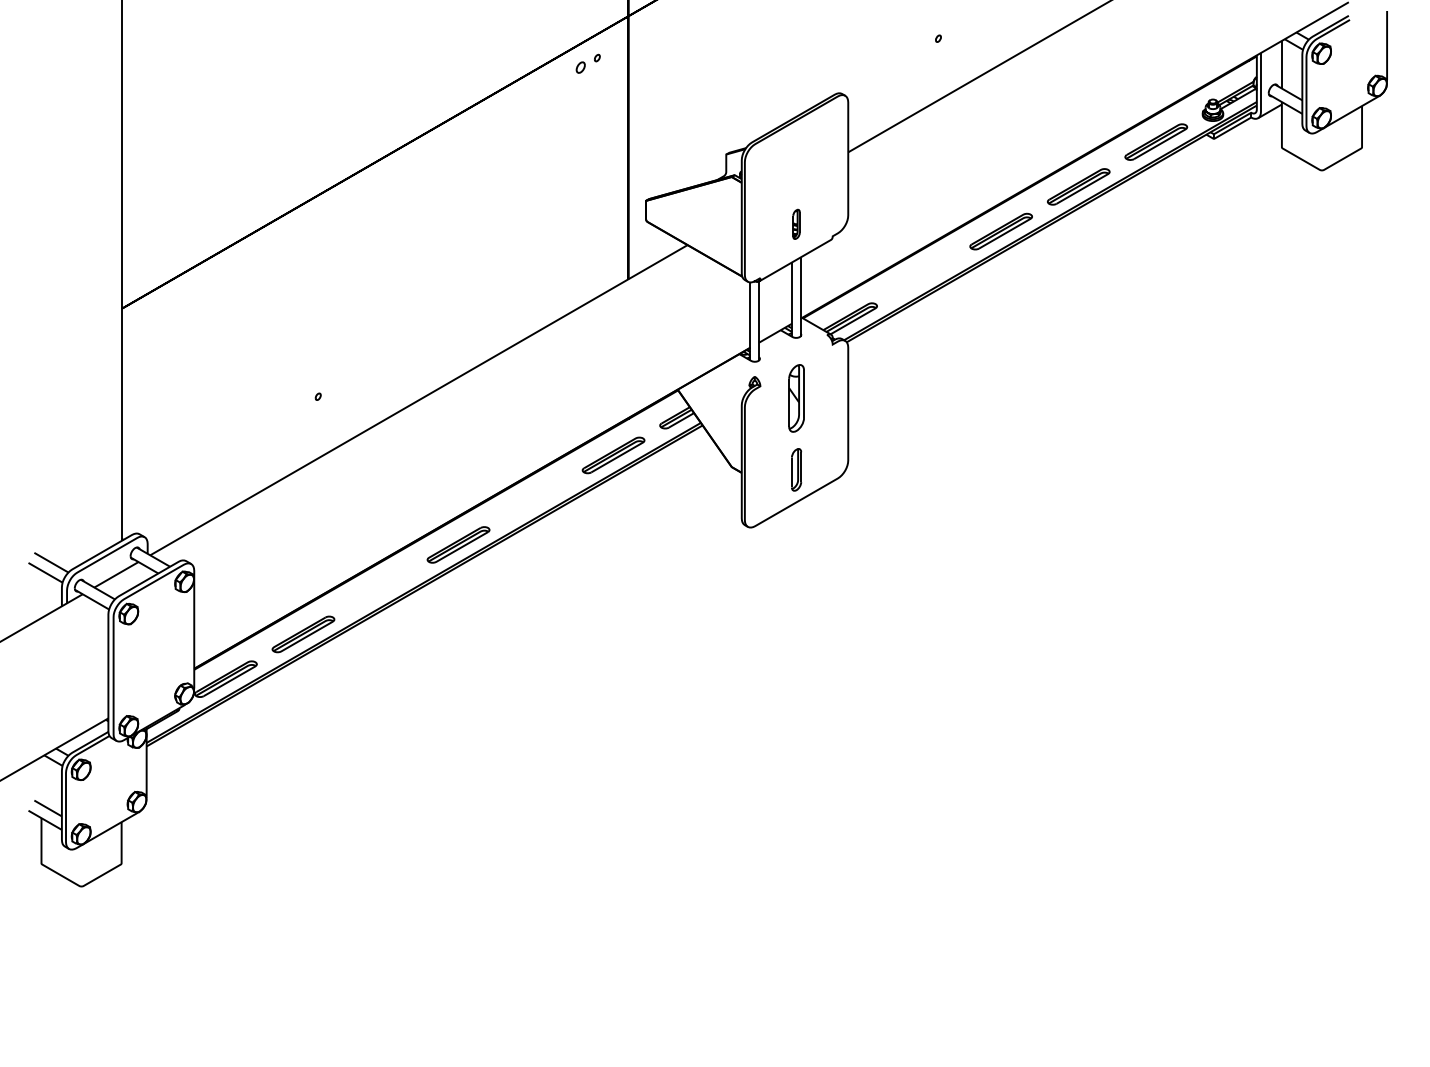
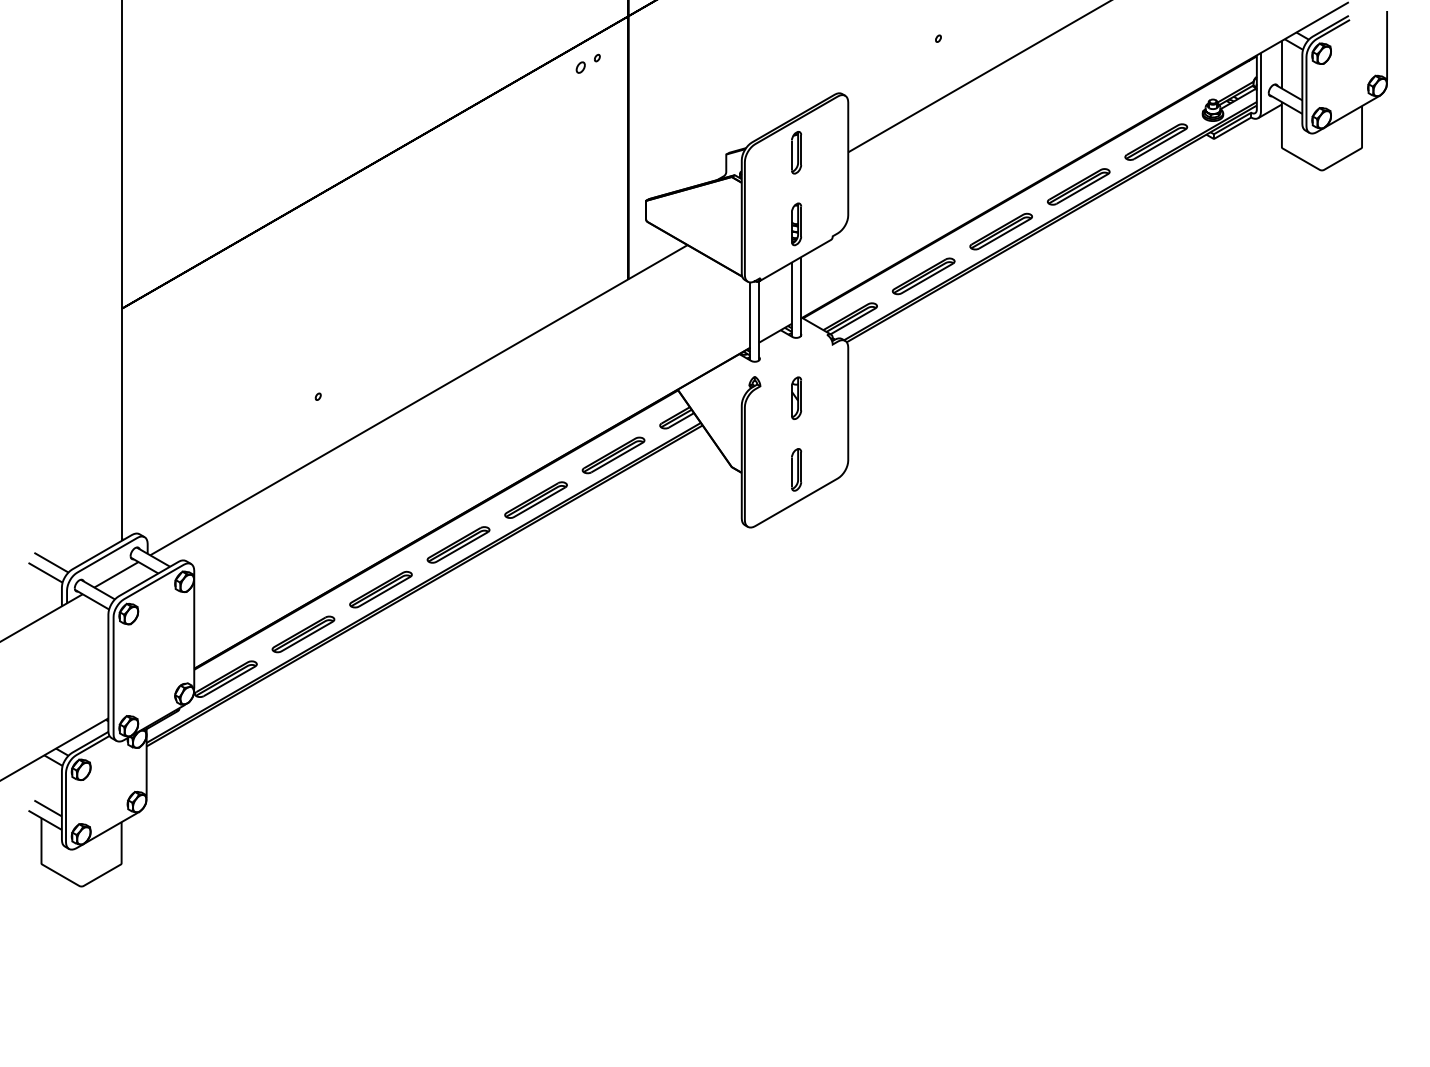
part: none -> present (796, 152)
part size: 9x32 px -> 11x45 px (796, 224)
part: none -> present (923, 276)
part size: 17x69 px -> 11x44 px (796, 397)
part: none -> present (535, 499)
part: none -> present (380, 589)
